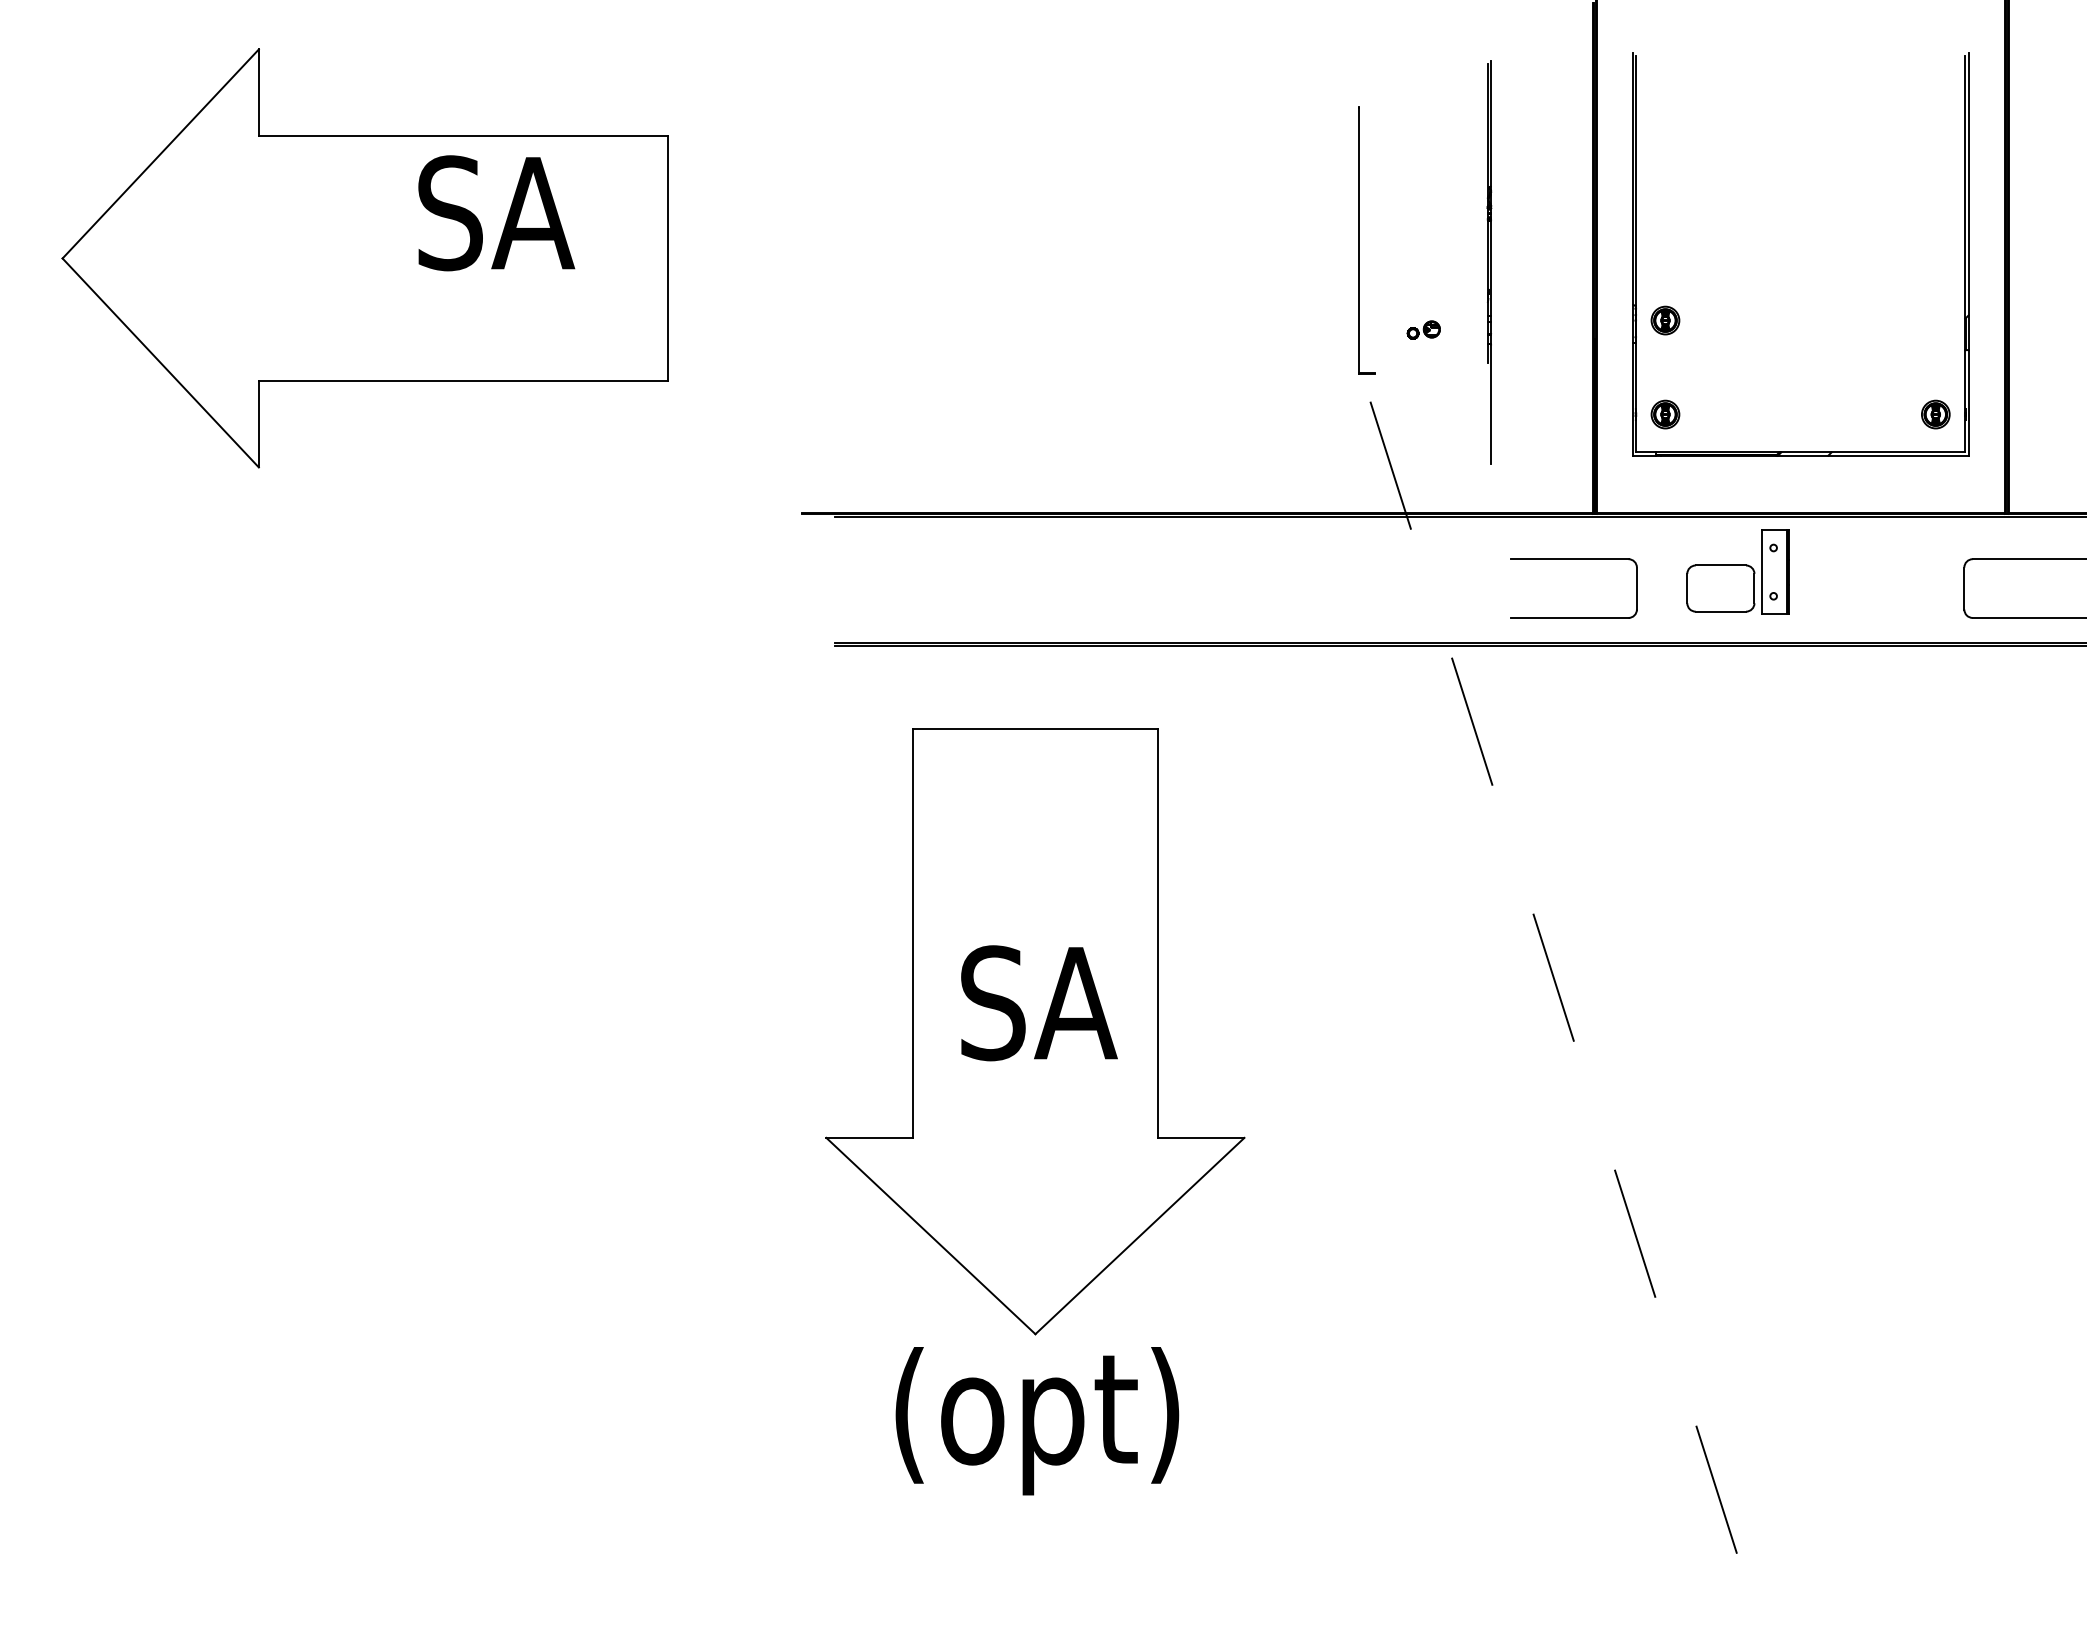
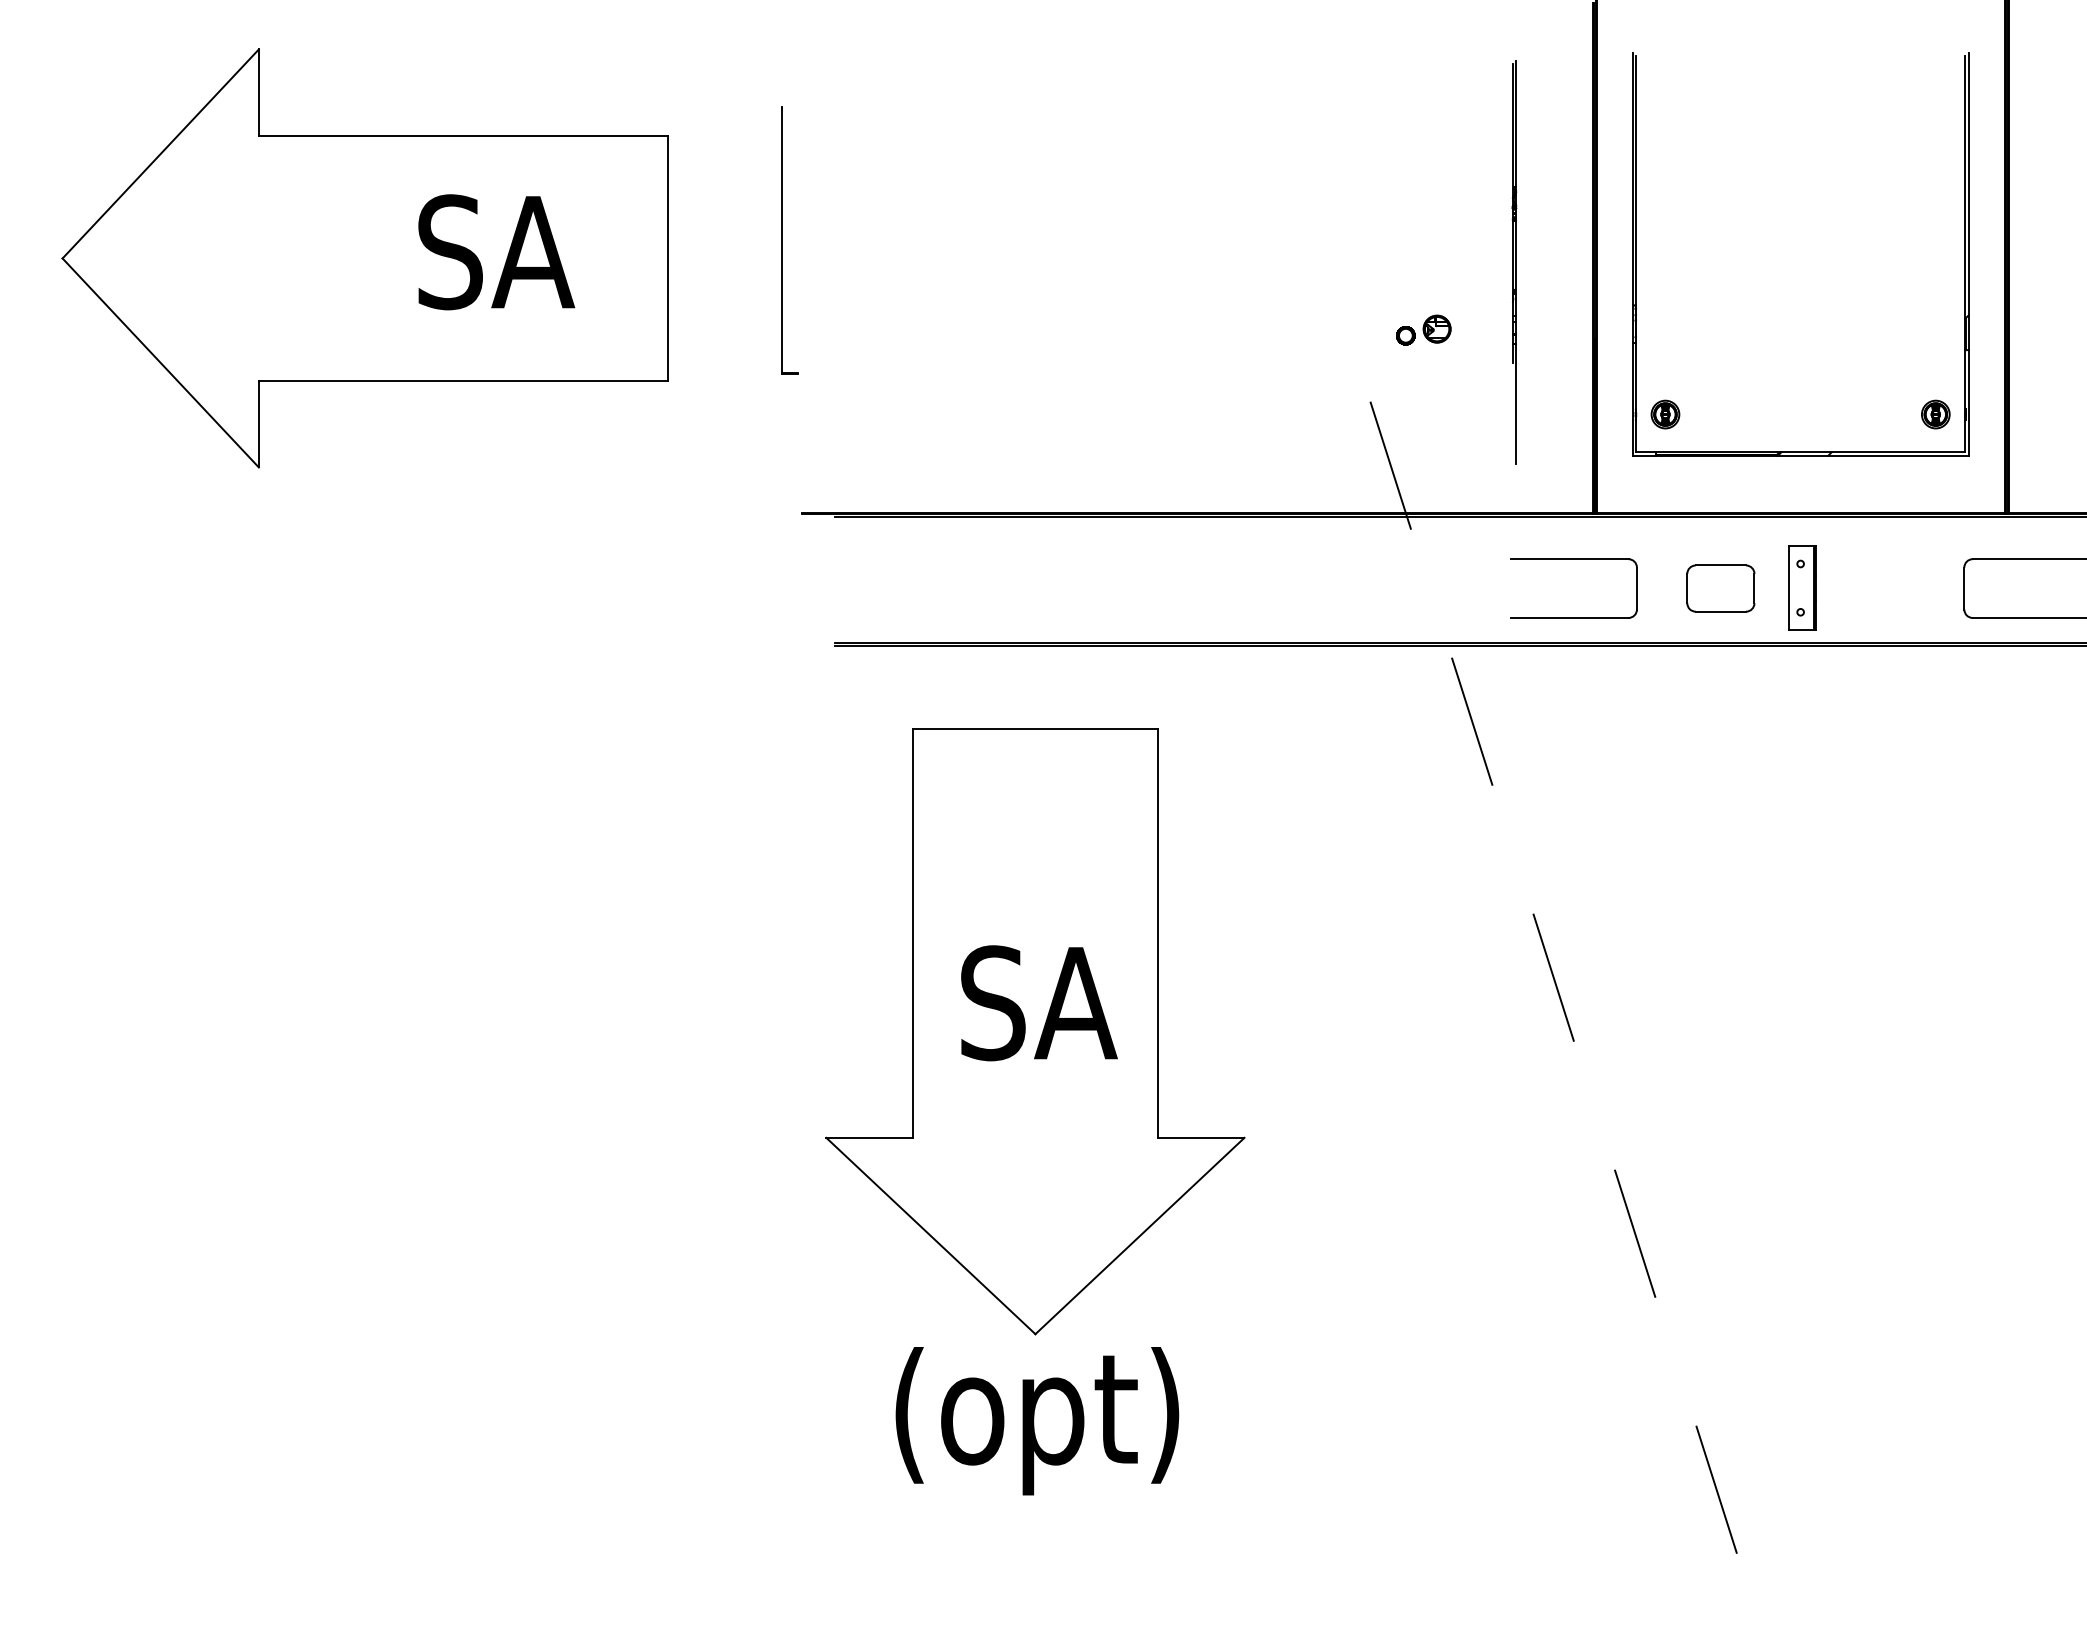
text position: (496, 213) -> (496, 252) (496, 252)
part position: (1359, 240) -> (782, 240) (782, 240)
part position: (1489, 262) -> (1514, 262) (1514, 262)
part: present -> none (1665, 320)
part size: 35x20 px -> 56x32 px (1423, 329)
part position: (1775, 571) -> (1802, 587) (1802, 587)
